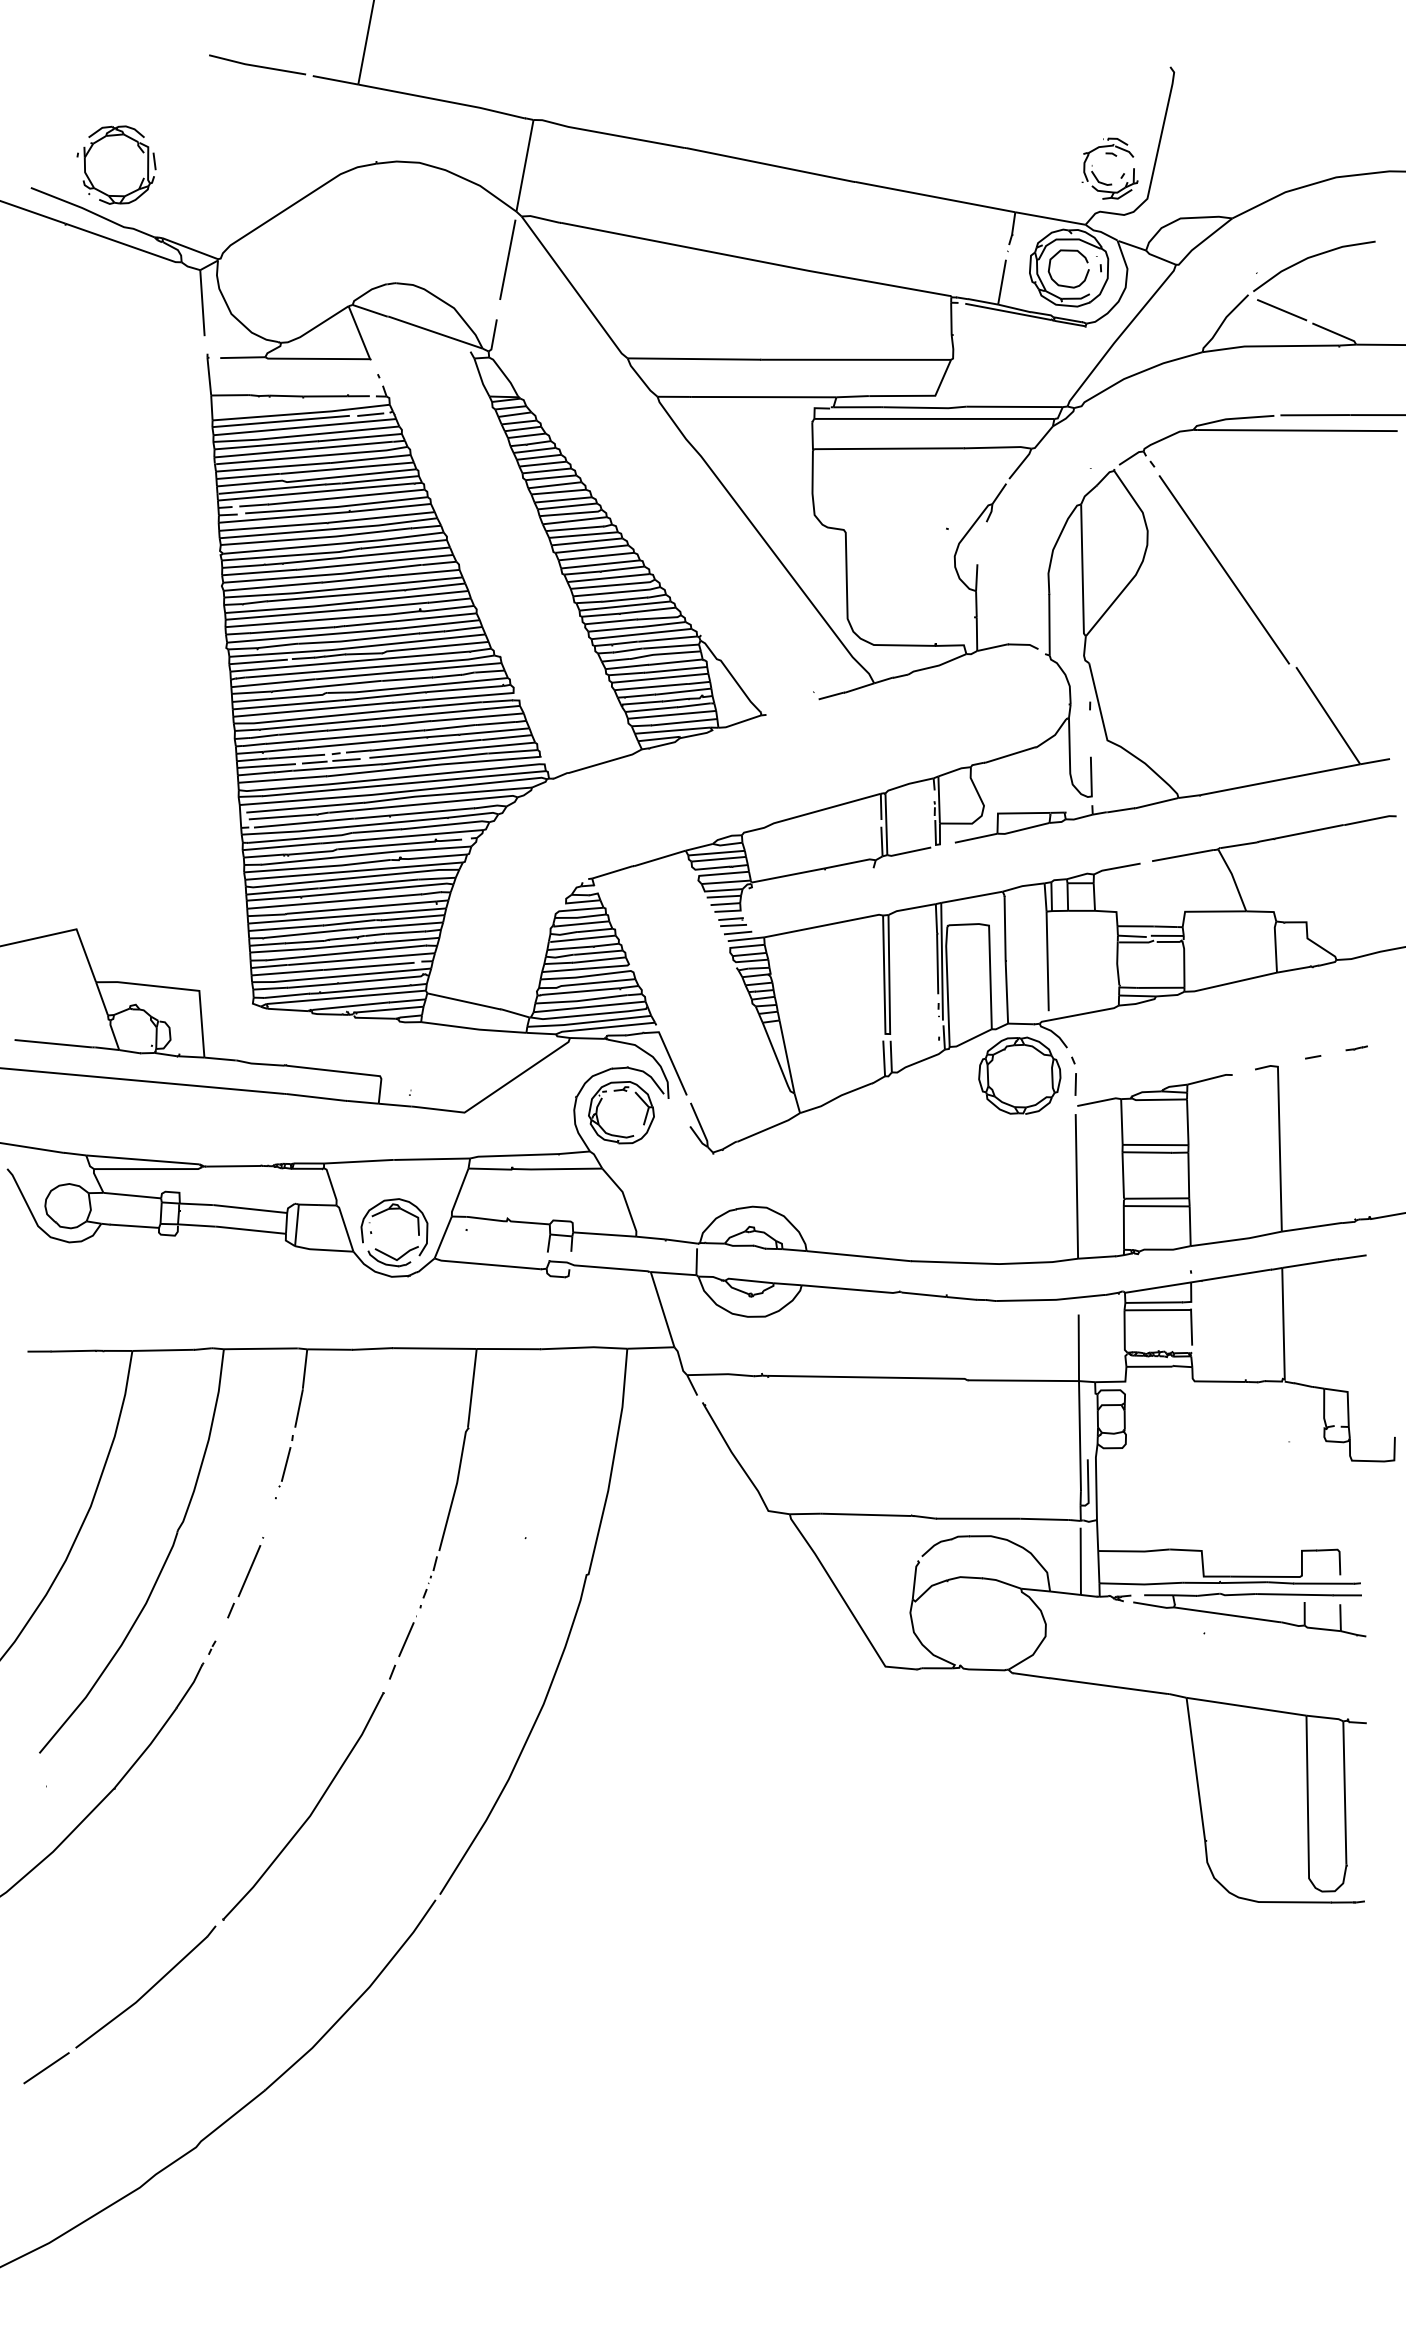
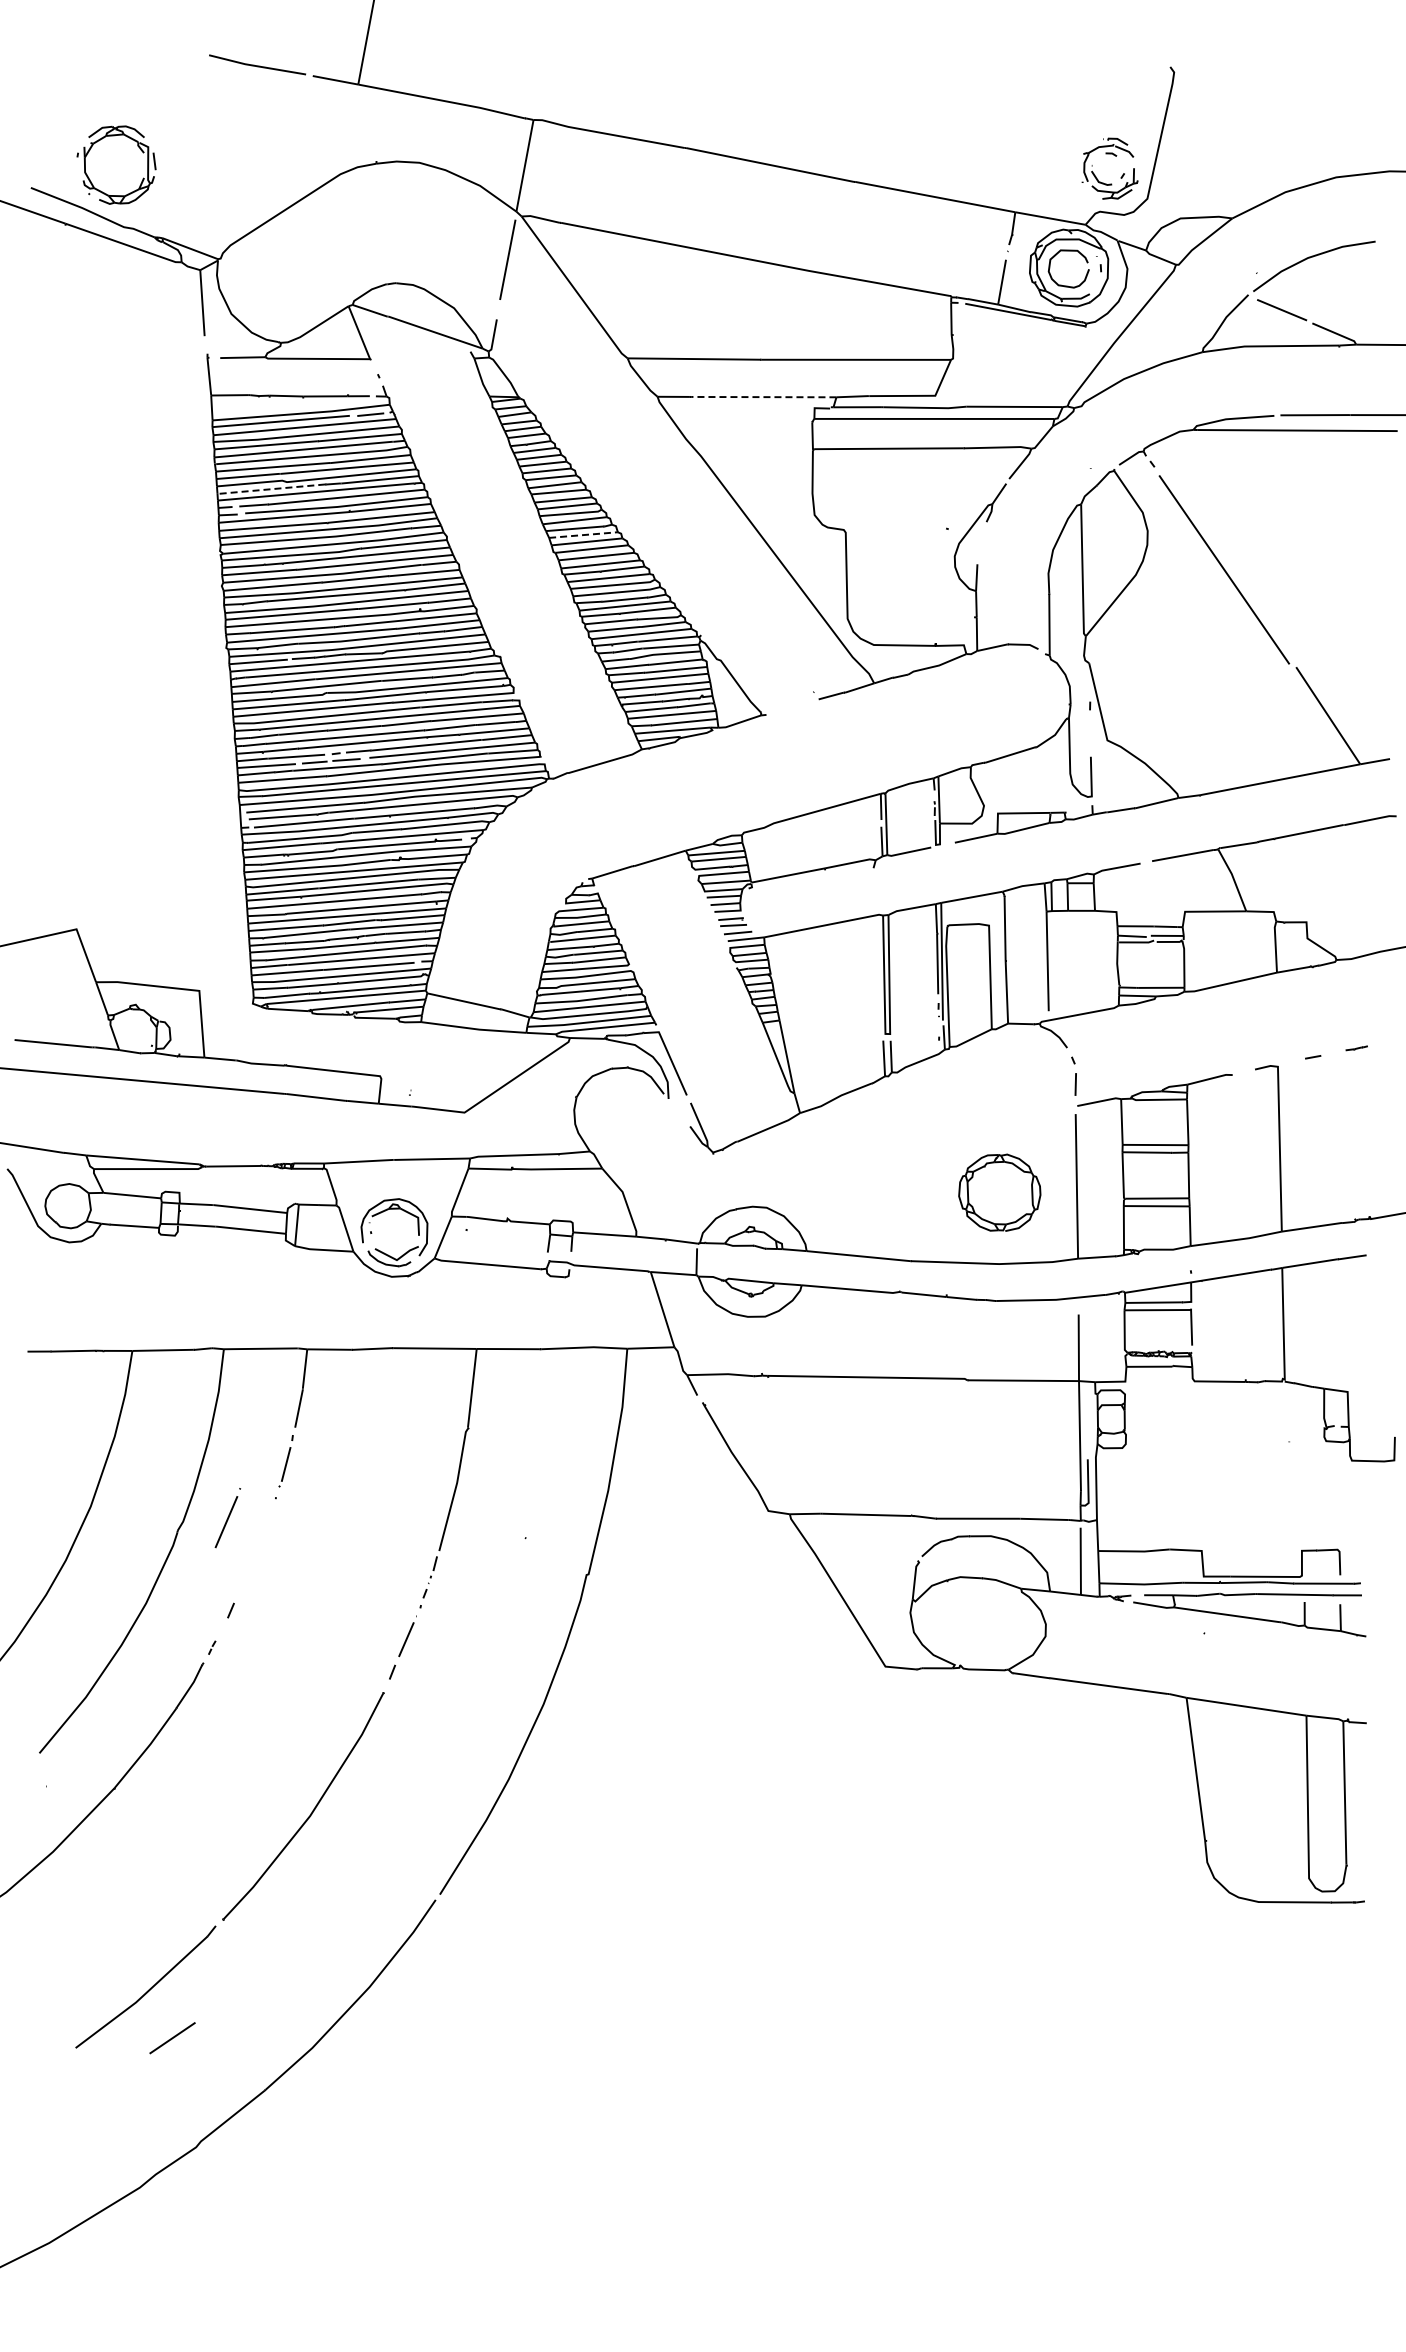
line: solid -> dashed (763, 397)
line: solid -> dashed (271, 489)
line: solid -> dashed (584, 535)
part position: (1019, 1075) -> (999, 1192) (999, 1192)
part: present -> none (621, 1112)
line position: (250, 1567) -> (227, 1518) (227, 1518)
line position: (46, 2068) -> (172, 2038) (172, 2038)
